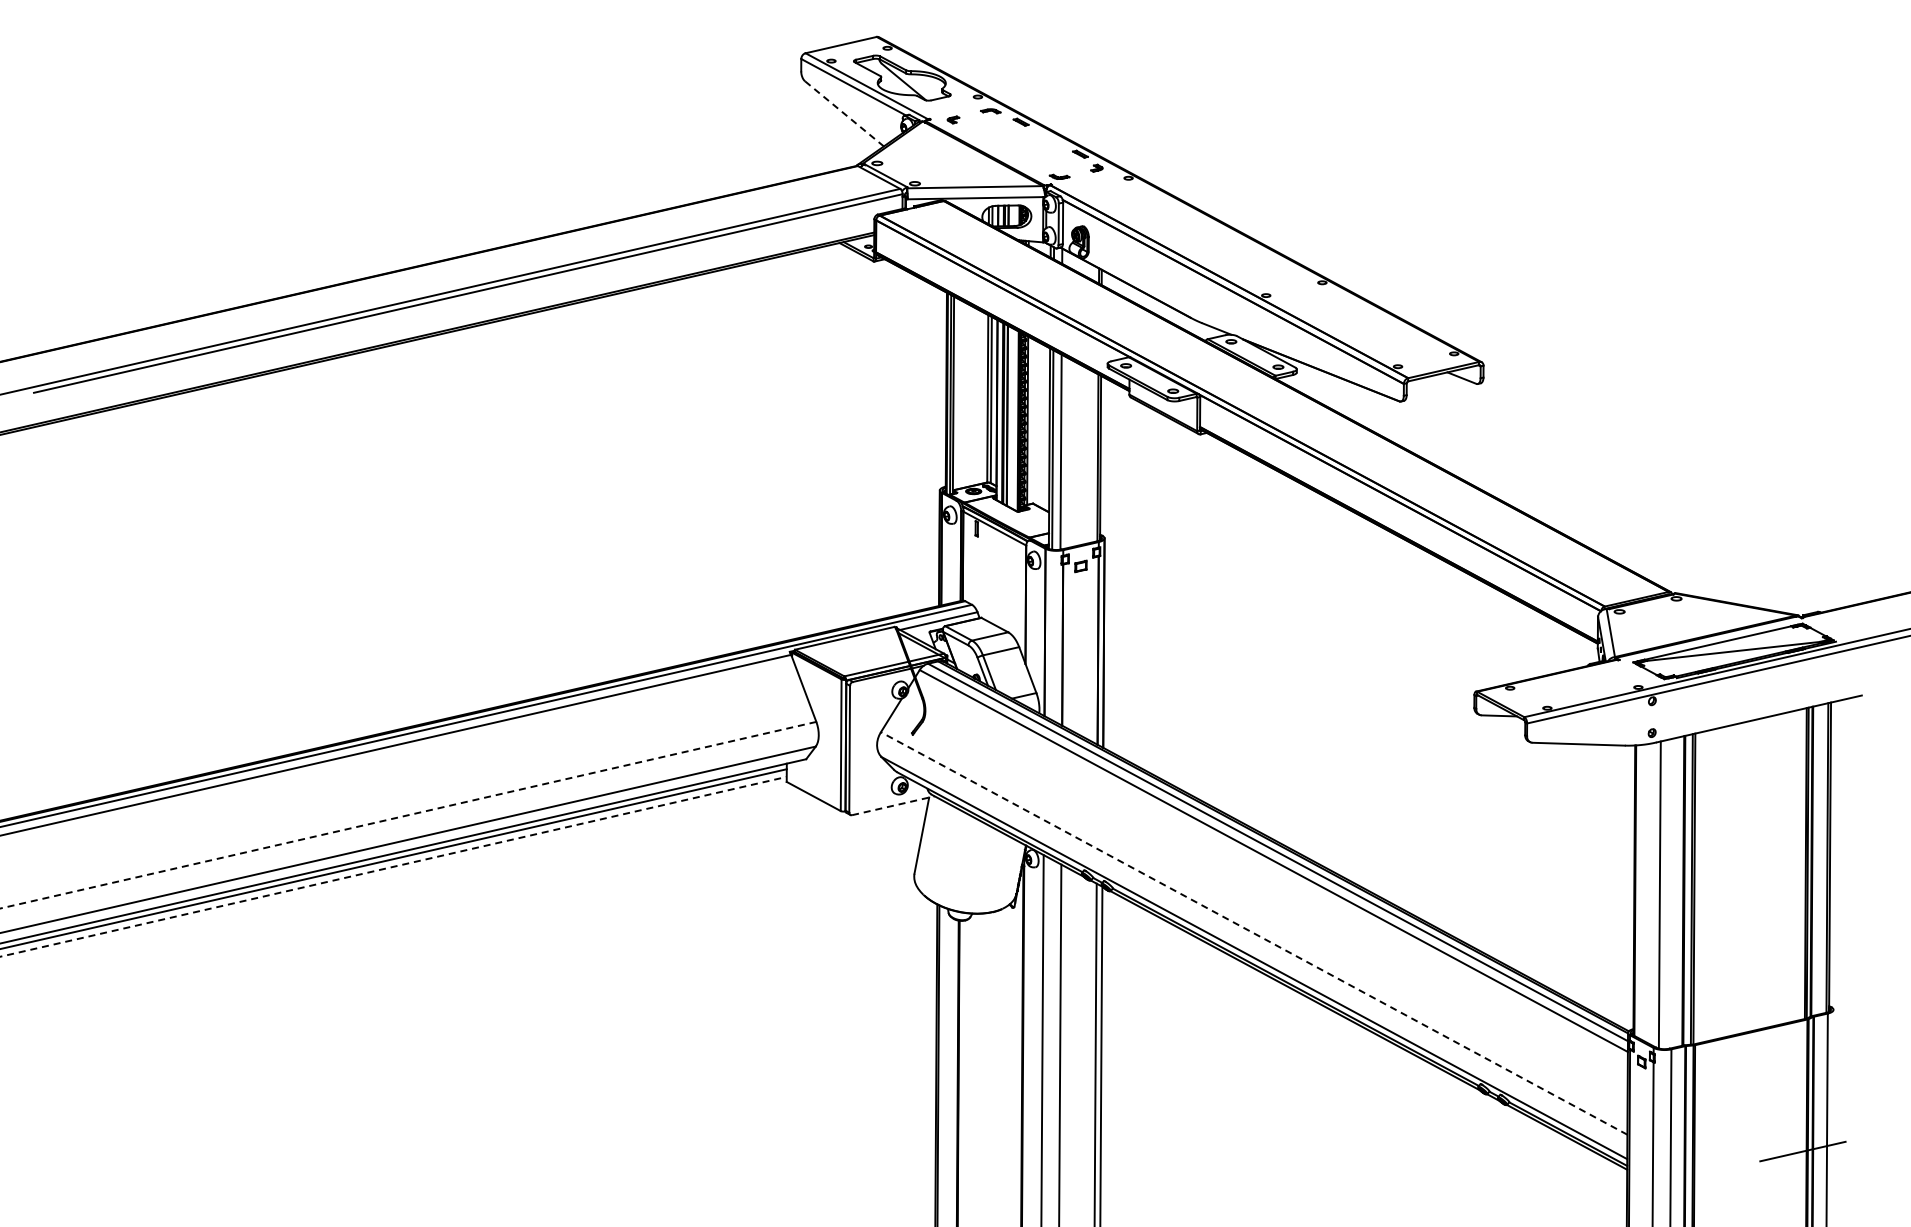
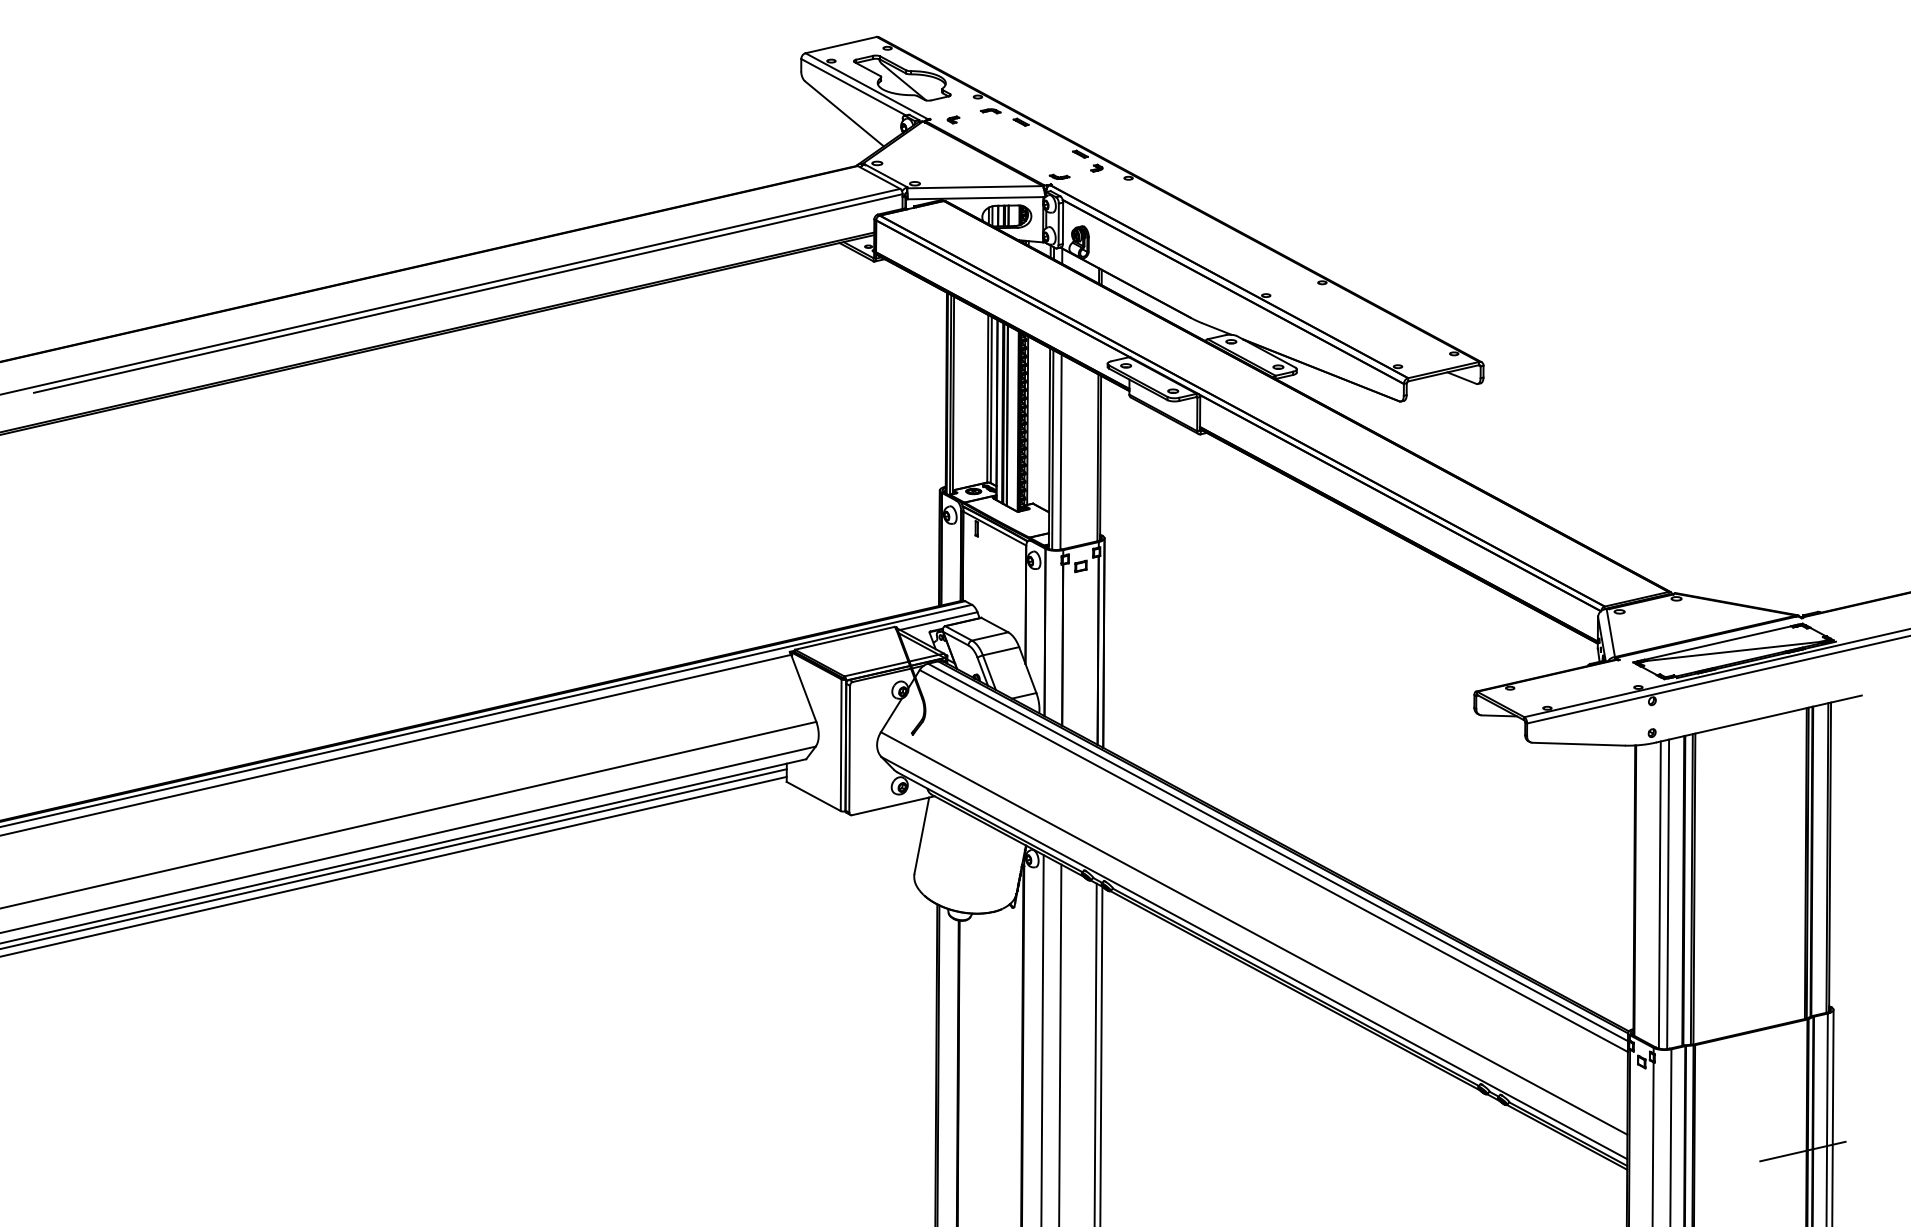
line: dashed -> solid (844, 114)
line: dashed -> solid (893, 805)
line: dashed -> solid (408, 815)
line: dashed -> solid (394, 866)
line: none -> present (1668, 894)
line: dashed -> solid (1253, 933)
line: none -> present (1832, 1116)
